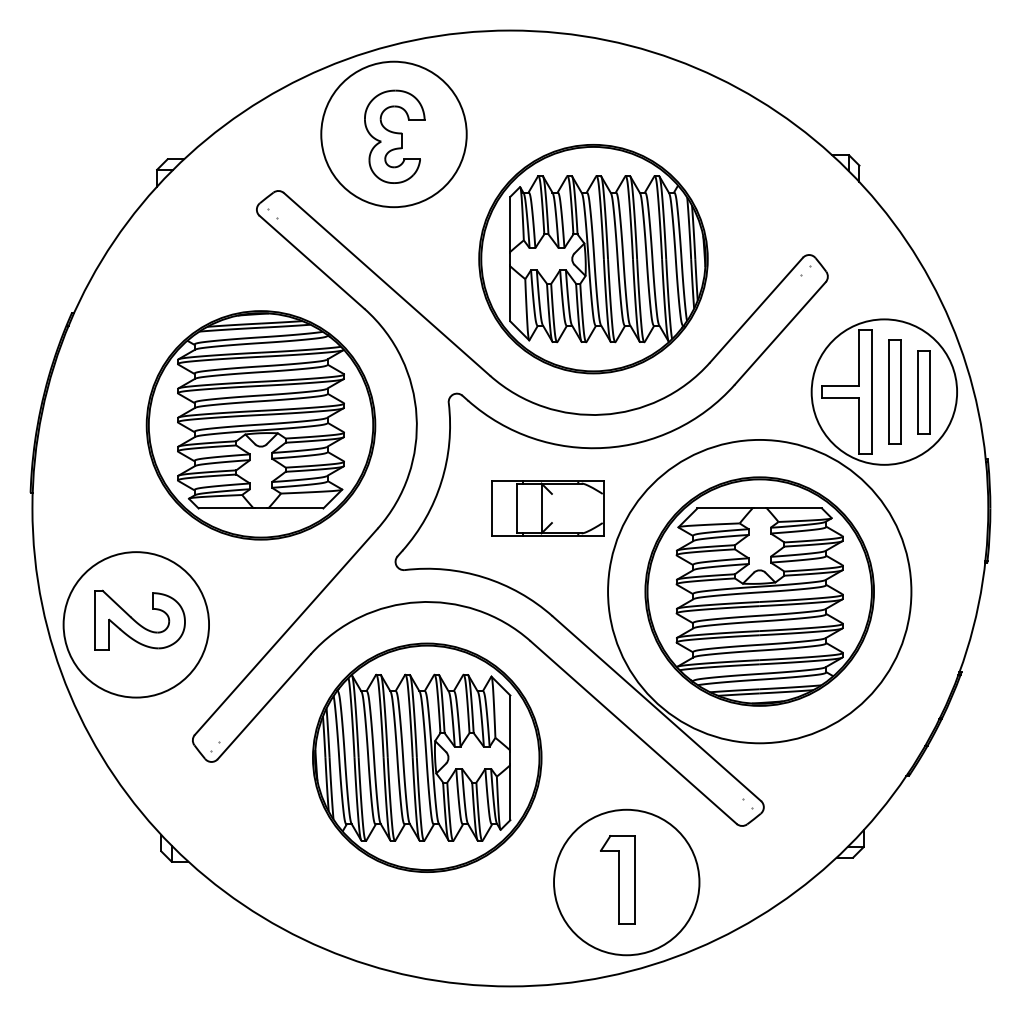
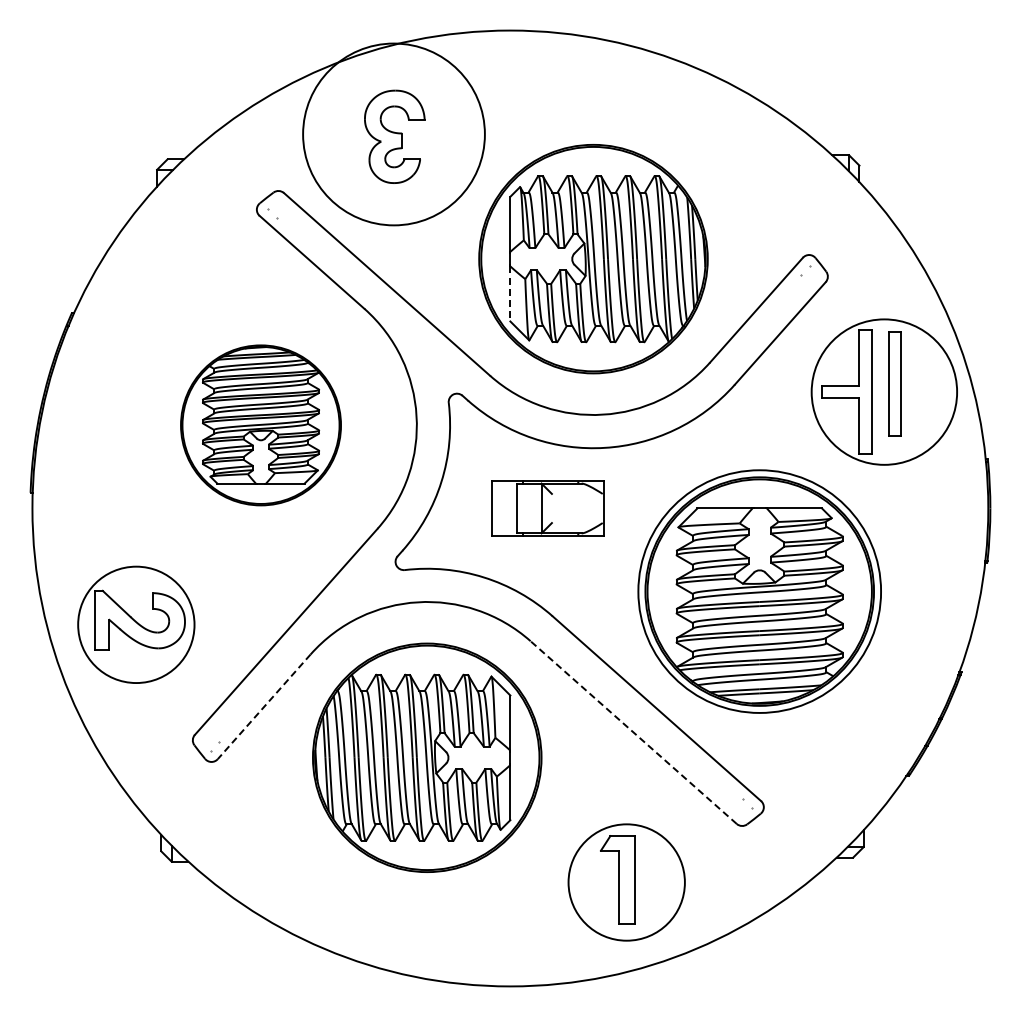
circle diameter: 145 px -> 182 px (393, 134)
line: solid -> dashed (510, 293)
part position: (894, 391) -> (894, 383) (894, 383)
part: present -> none (923, 392)
part size: 232x231 px -> 162x163 px (260, 425)
circle diameter: 303 px -> 243 px (759, 591)
circle diameter: 145 px -> 116 px (136, 624)
line: solid -> dashed (264, 706)
line: solid -> dashed (633, 732)
circle diameter: 145 px -> 116 px (626, 882)
